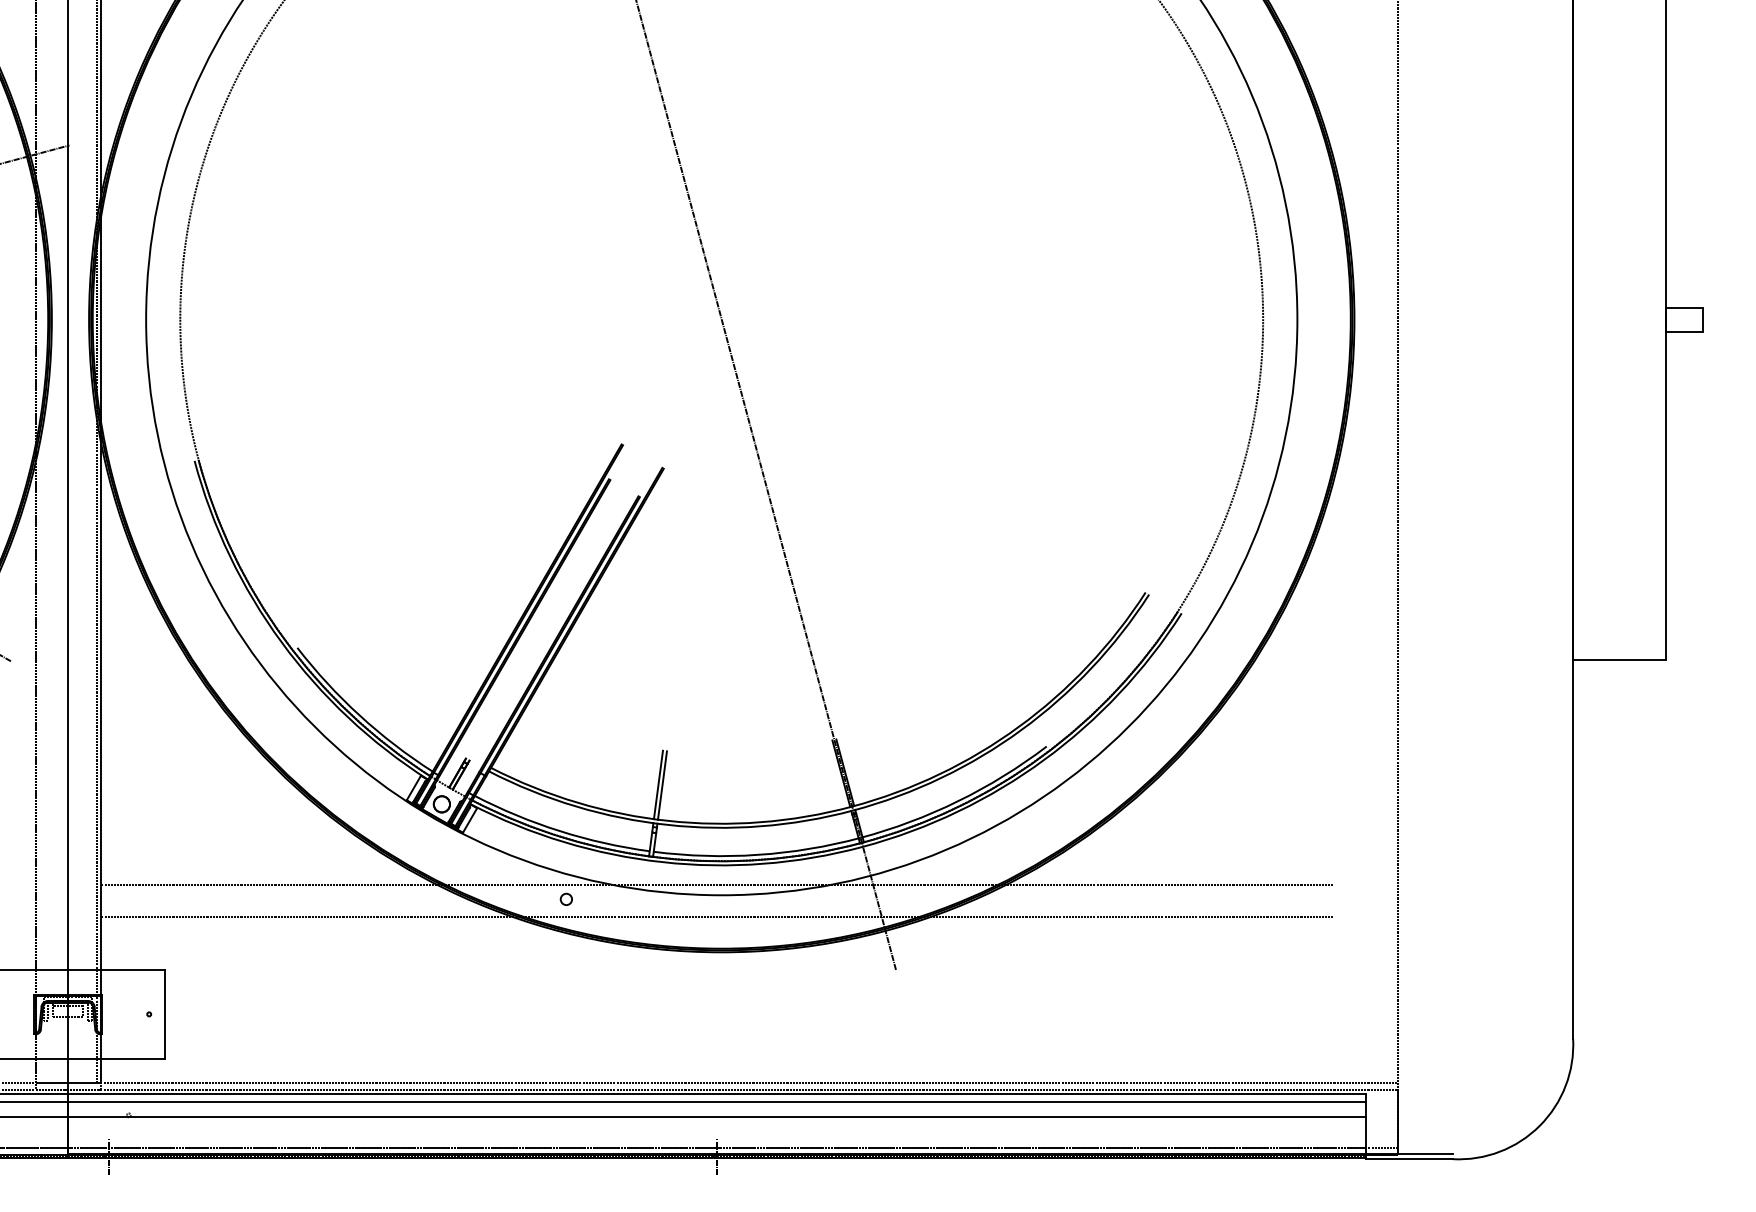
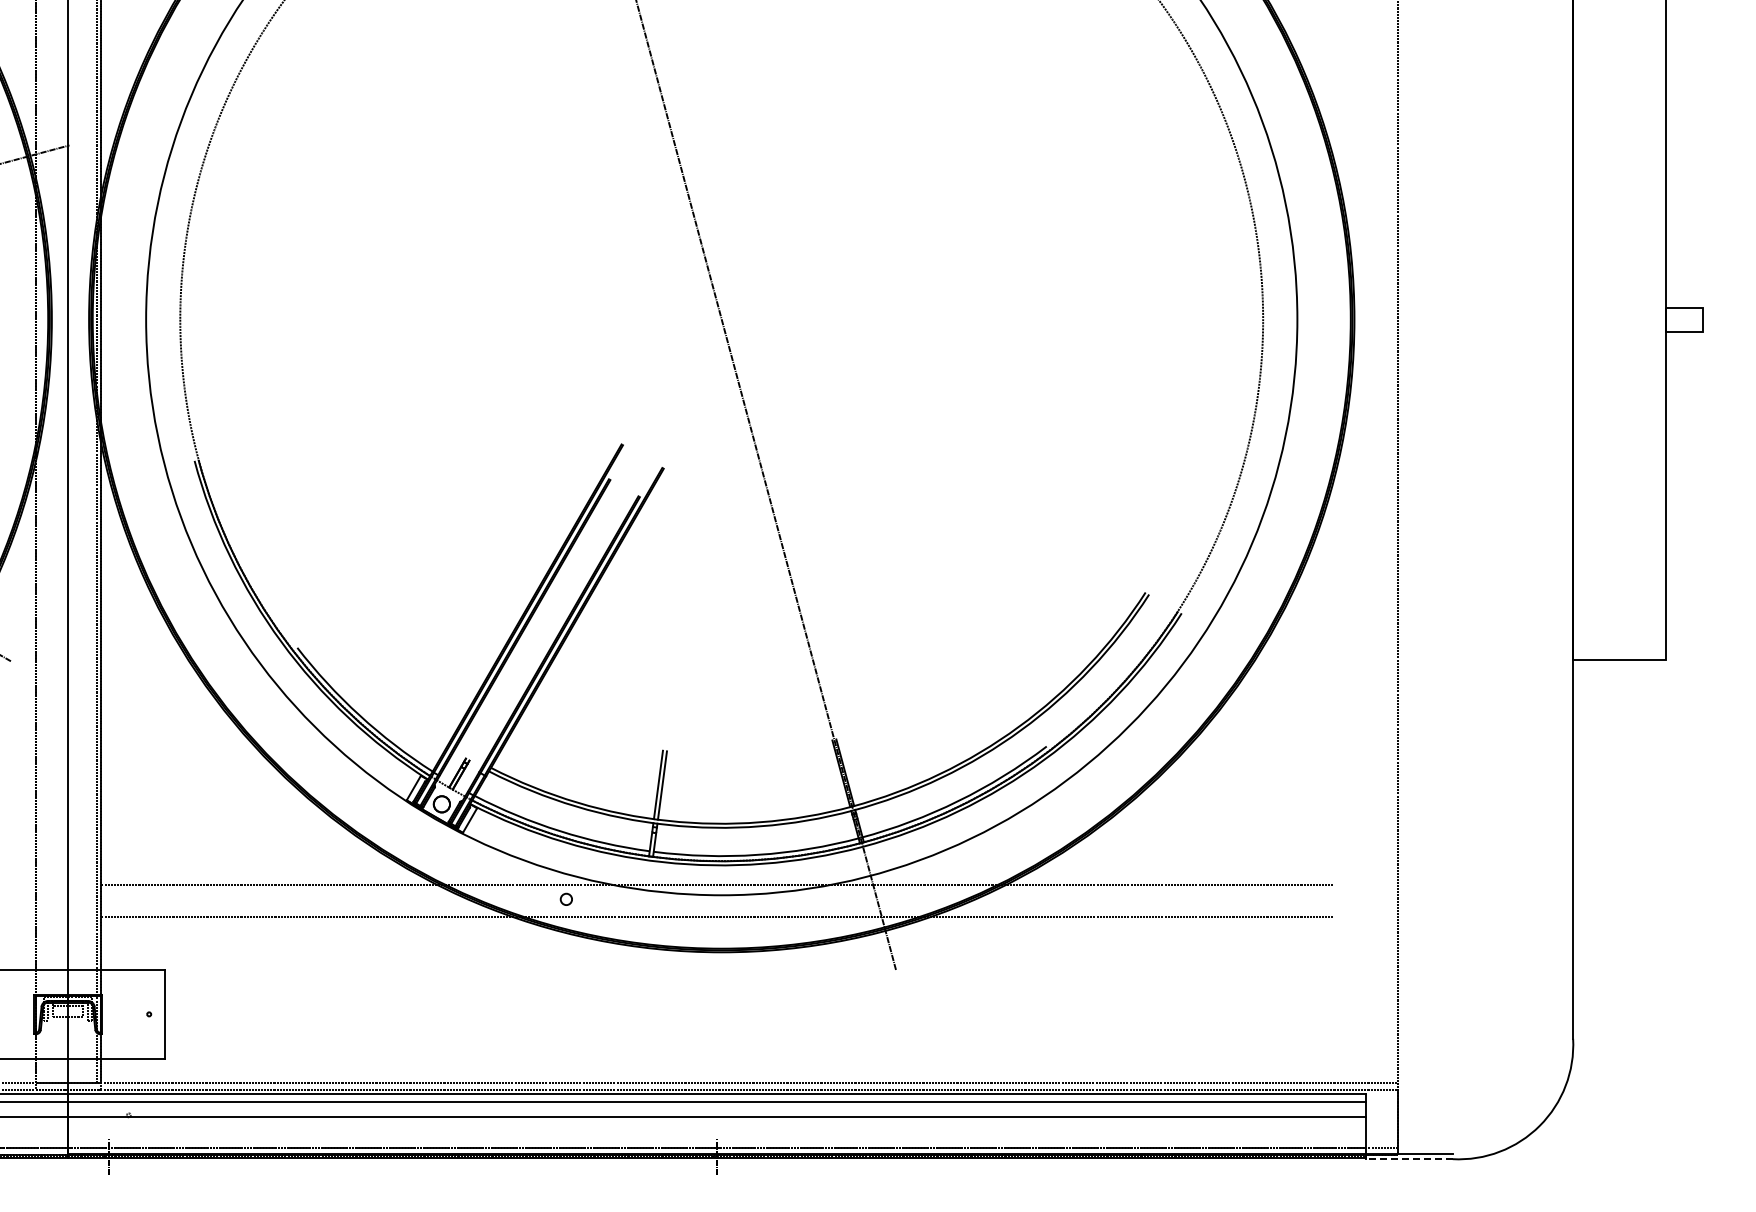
line: solid -> dashed (1408, 1159)
